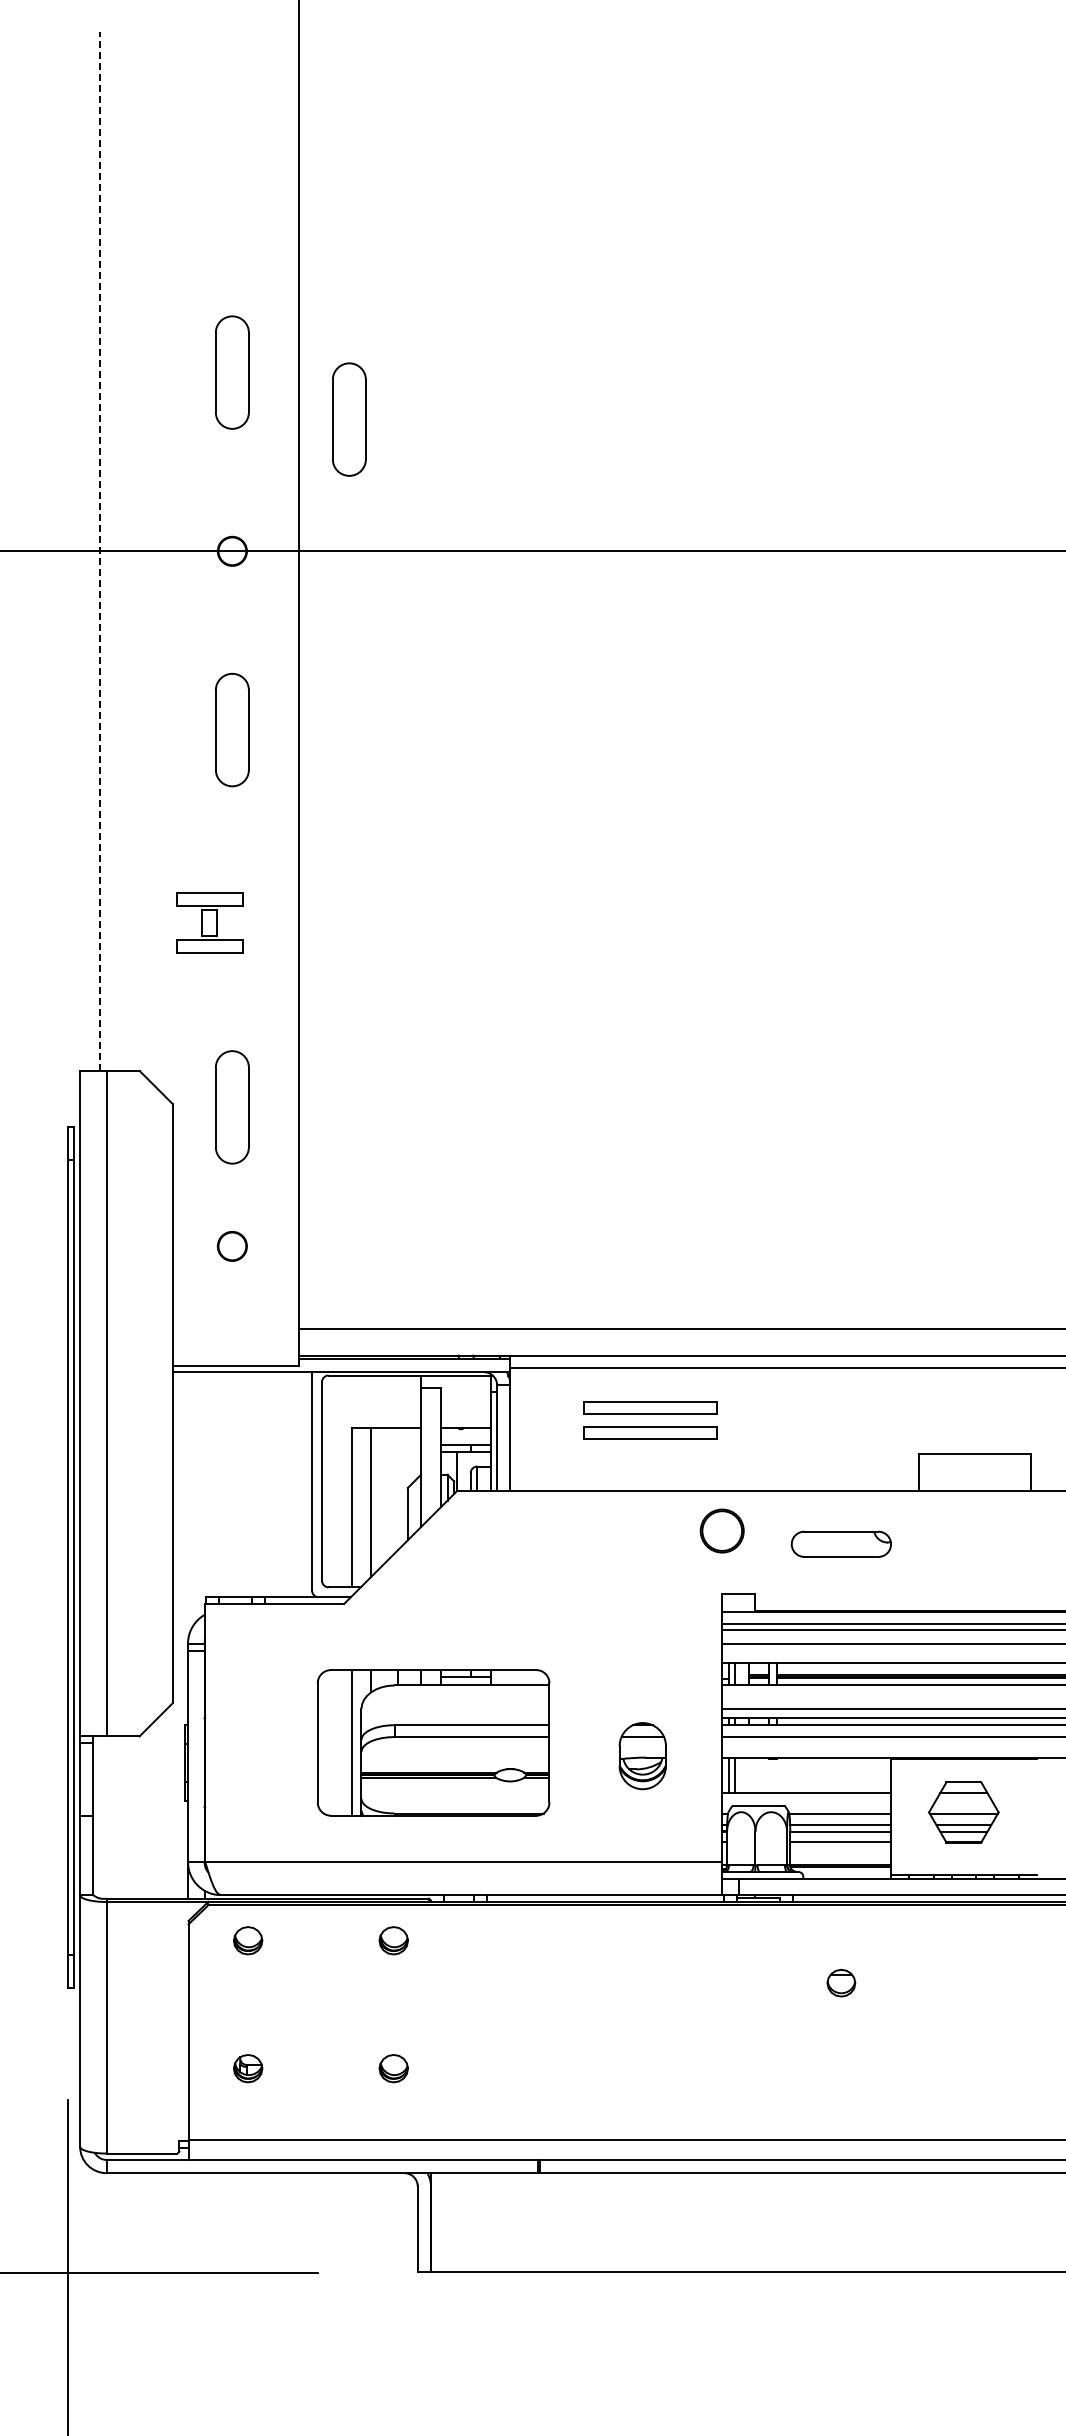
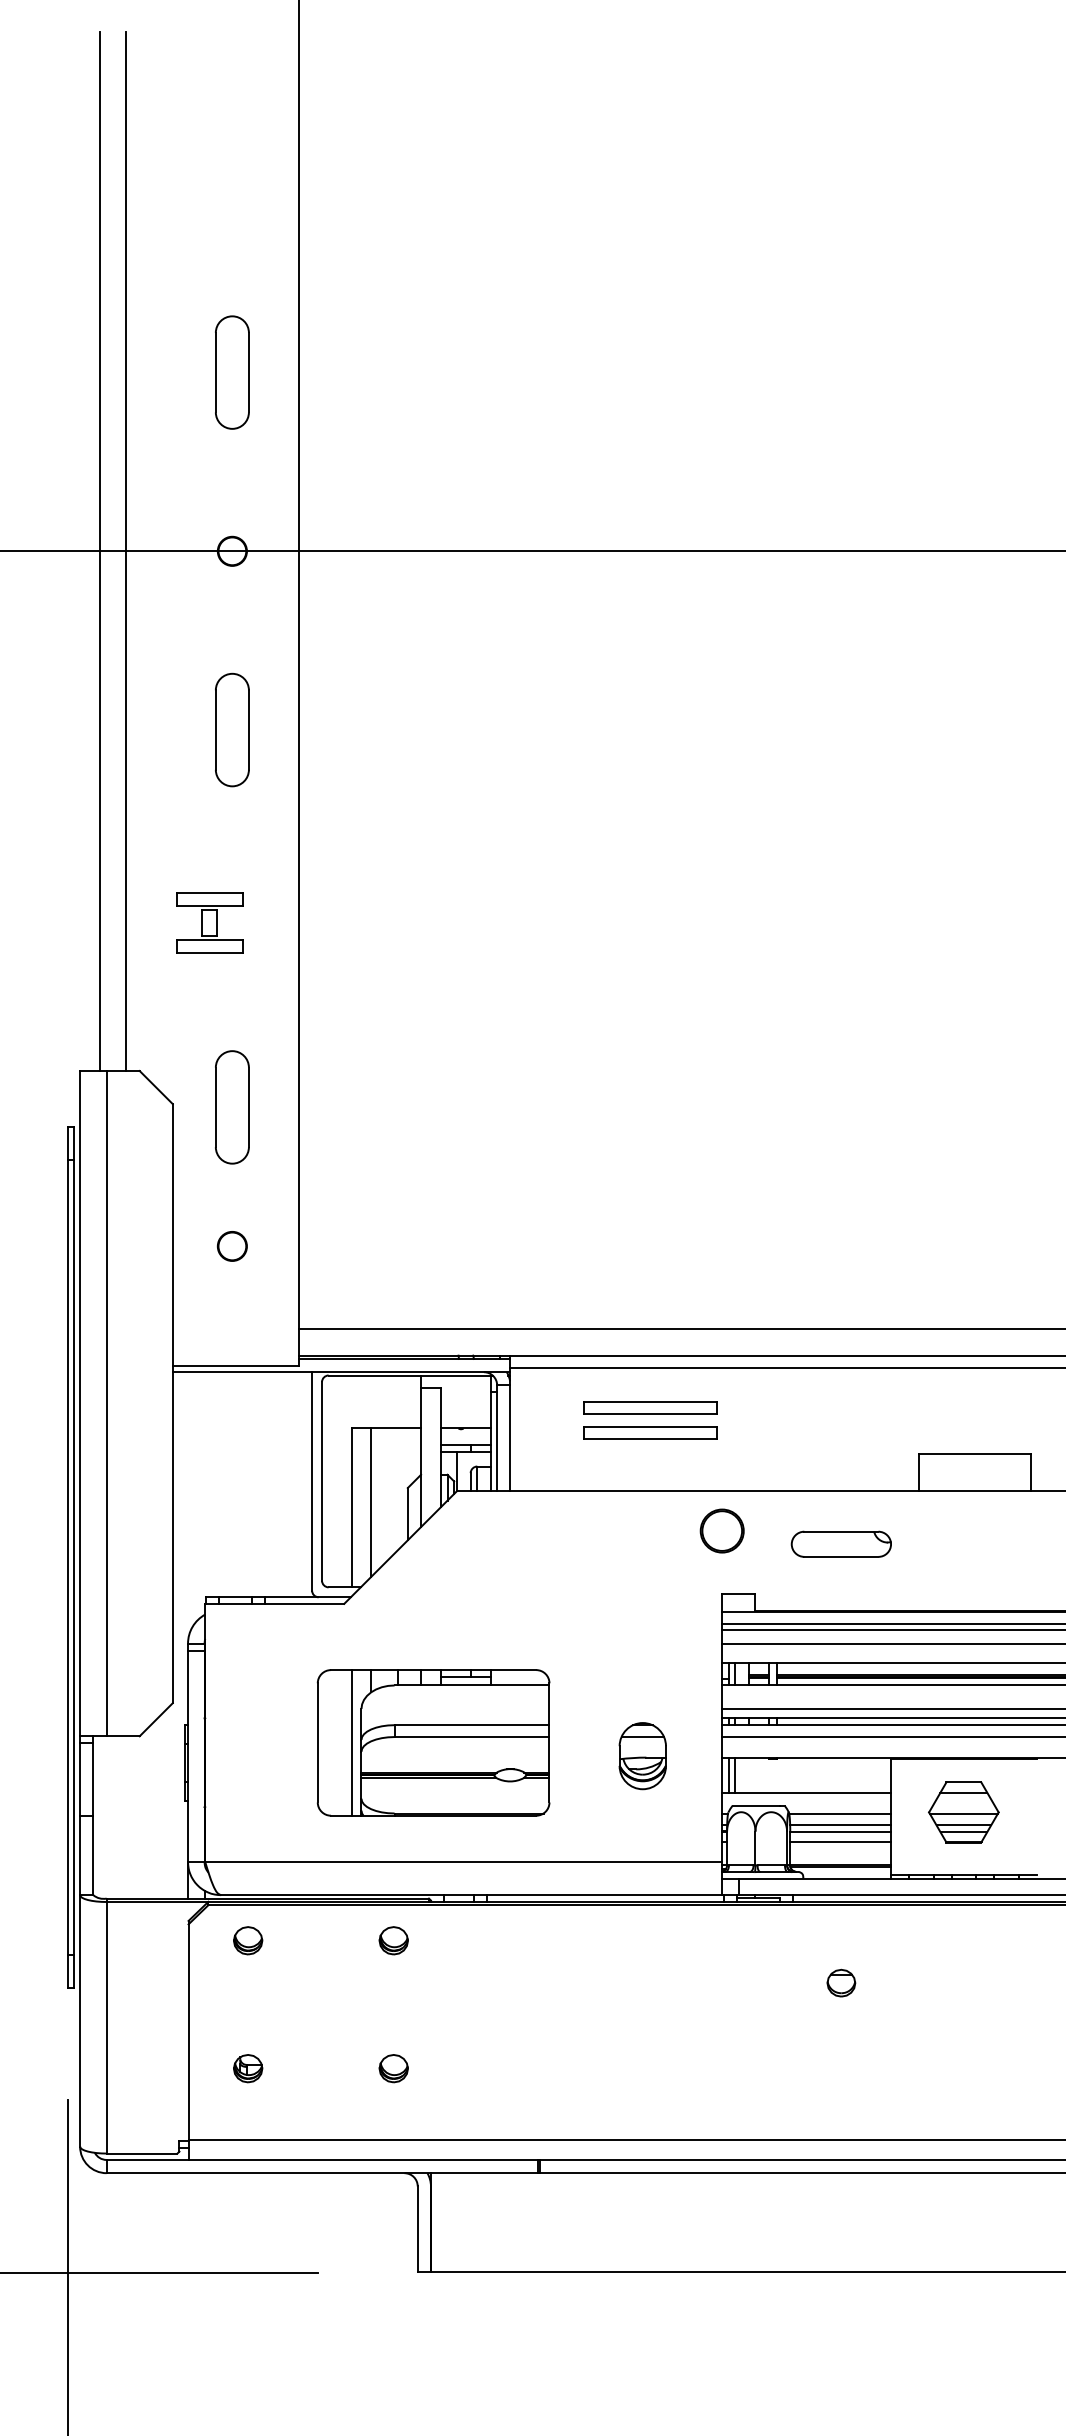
part: present -> none (349, 419)
line: dashed -> solid (99, 551)
line: none -> present (126, 551)
